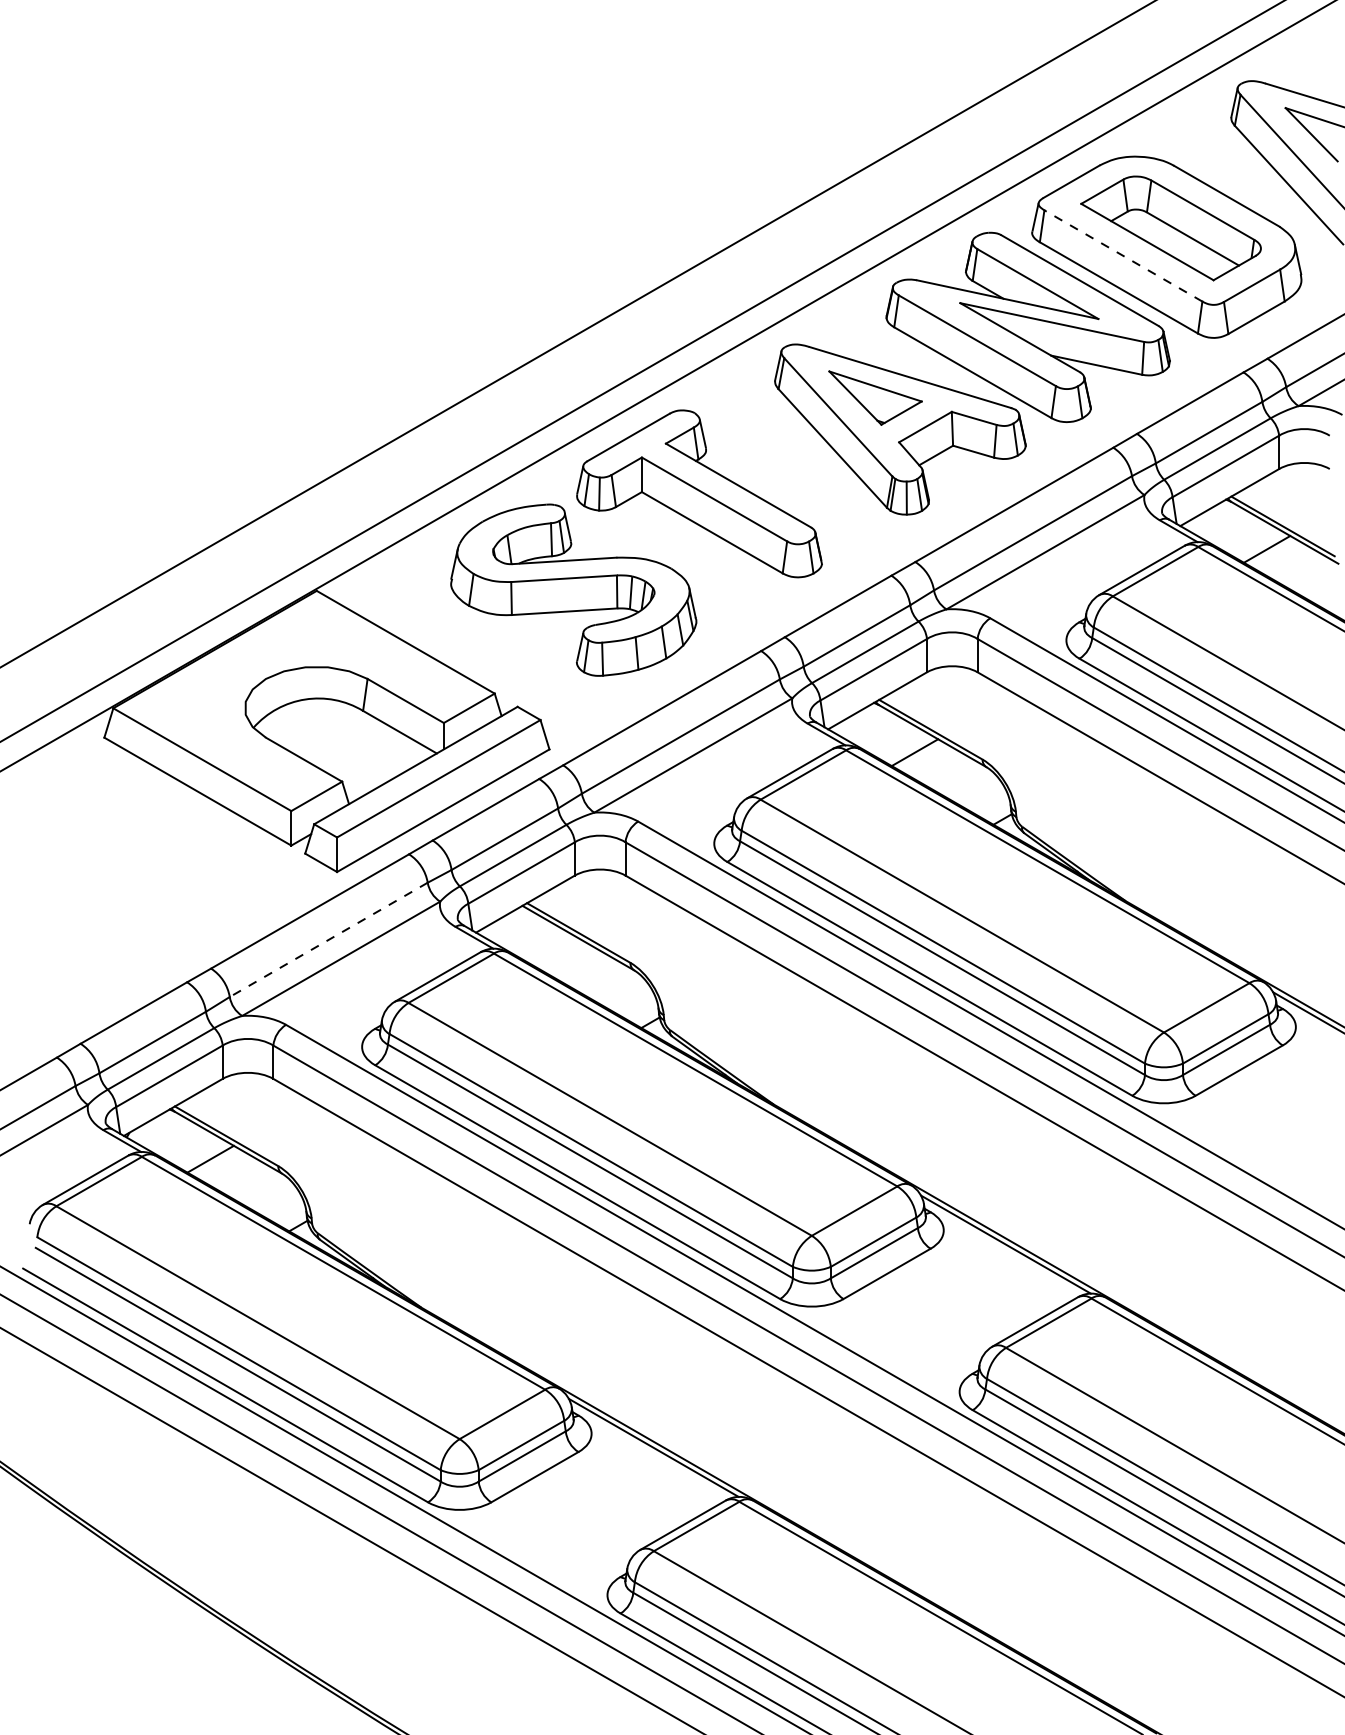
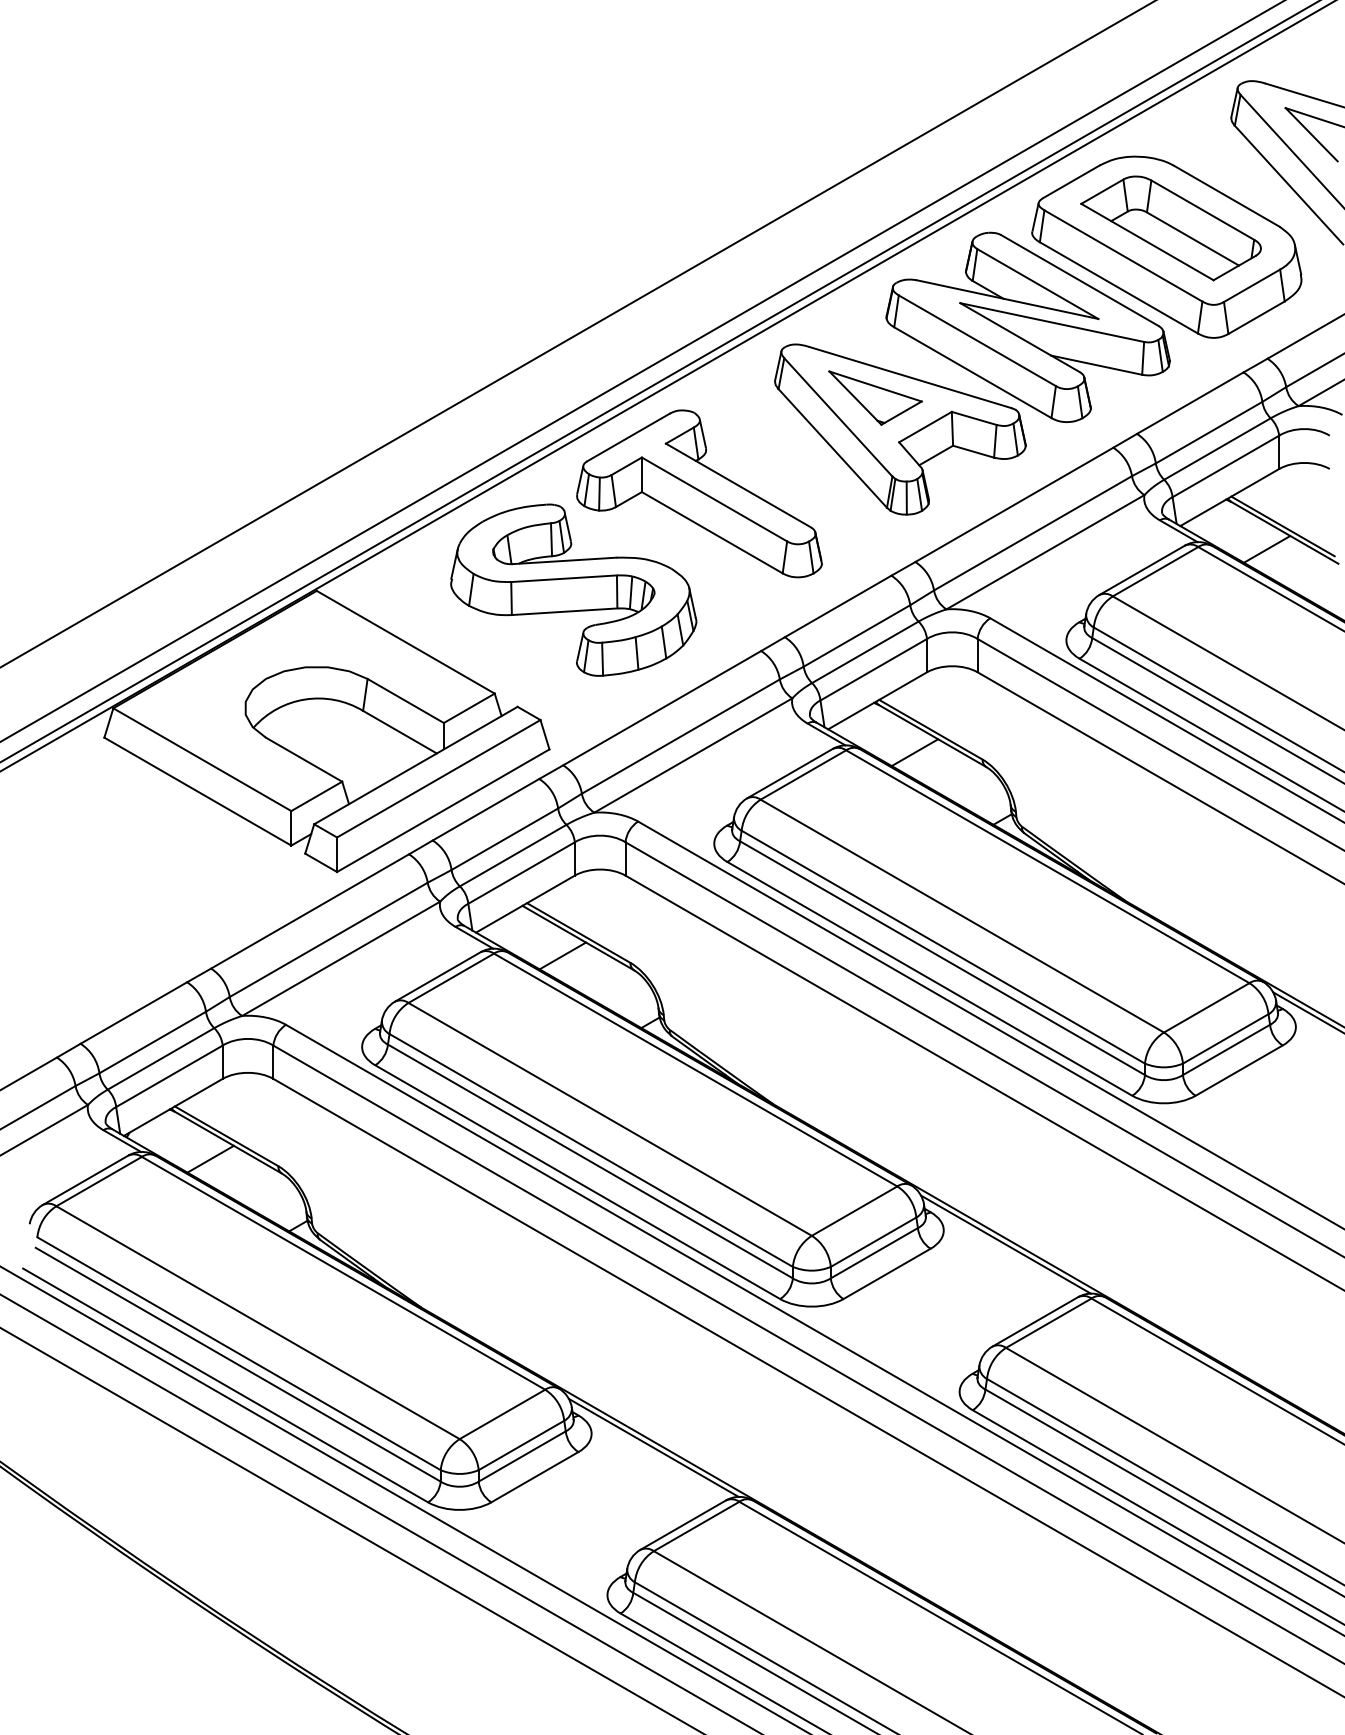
line: dashed -> solid (1122, 255)
line: none -> present (659, 381)
line: dashed -> solid (328, 940)
line: none -> present (562, 955)
